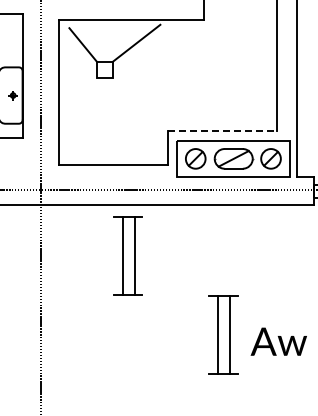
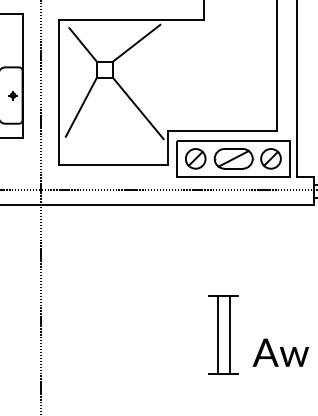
line: none -> present (80, 106)
line: none -> present (138, 108)
line: dashed -> solid (222, 130)
part: present -> none (128, 255)
text position: (278, 341) -> (280, 352) (280, 352)
